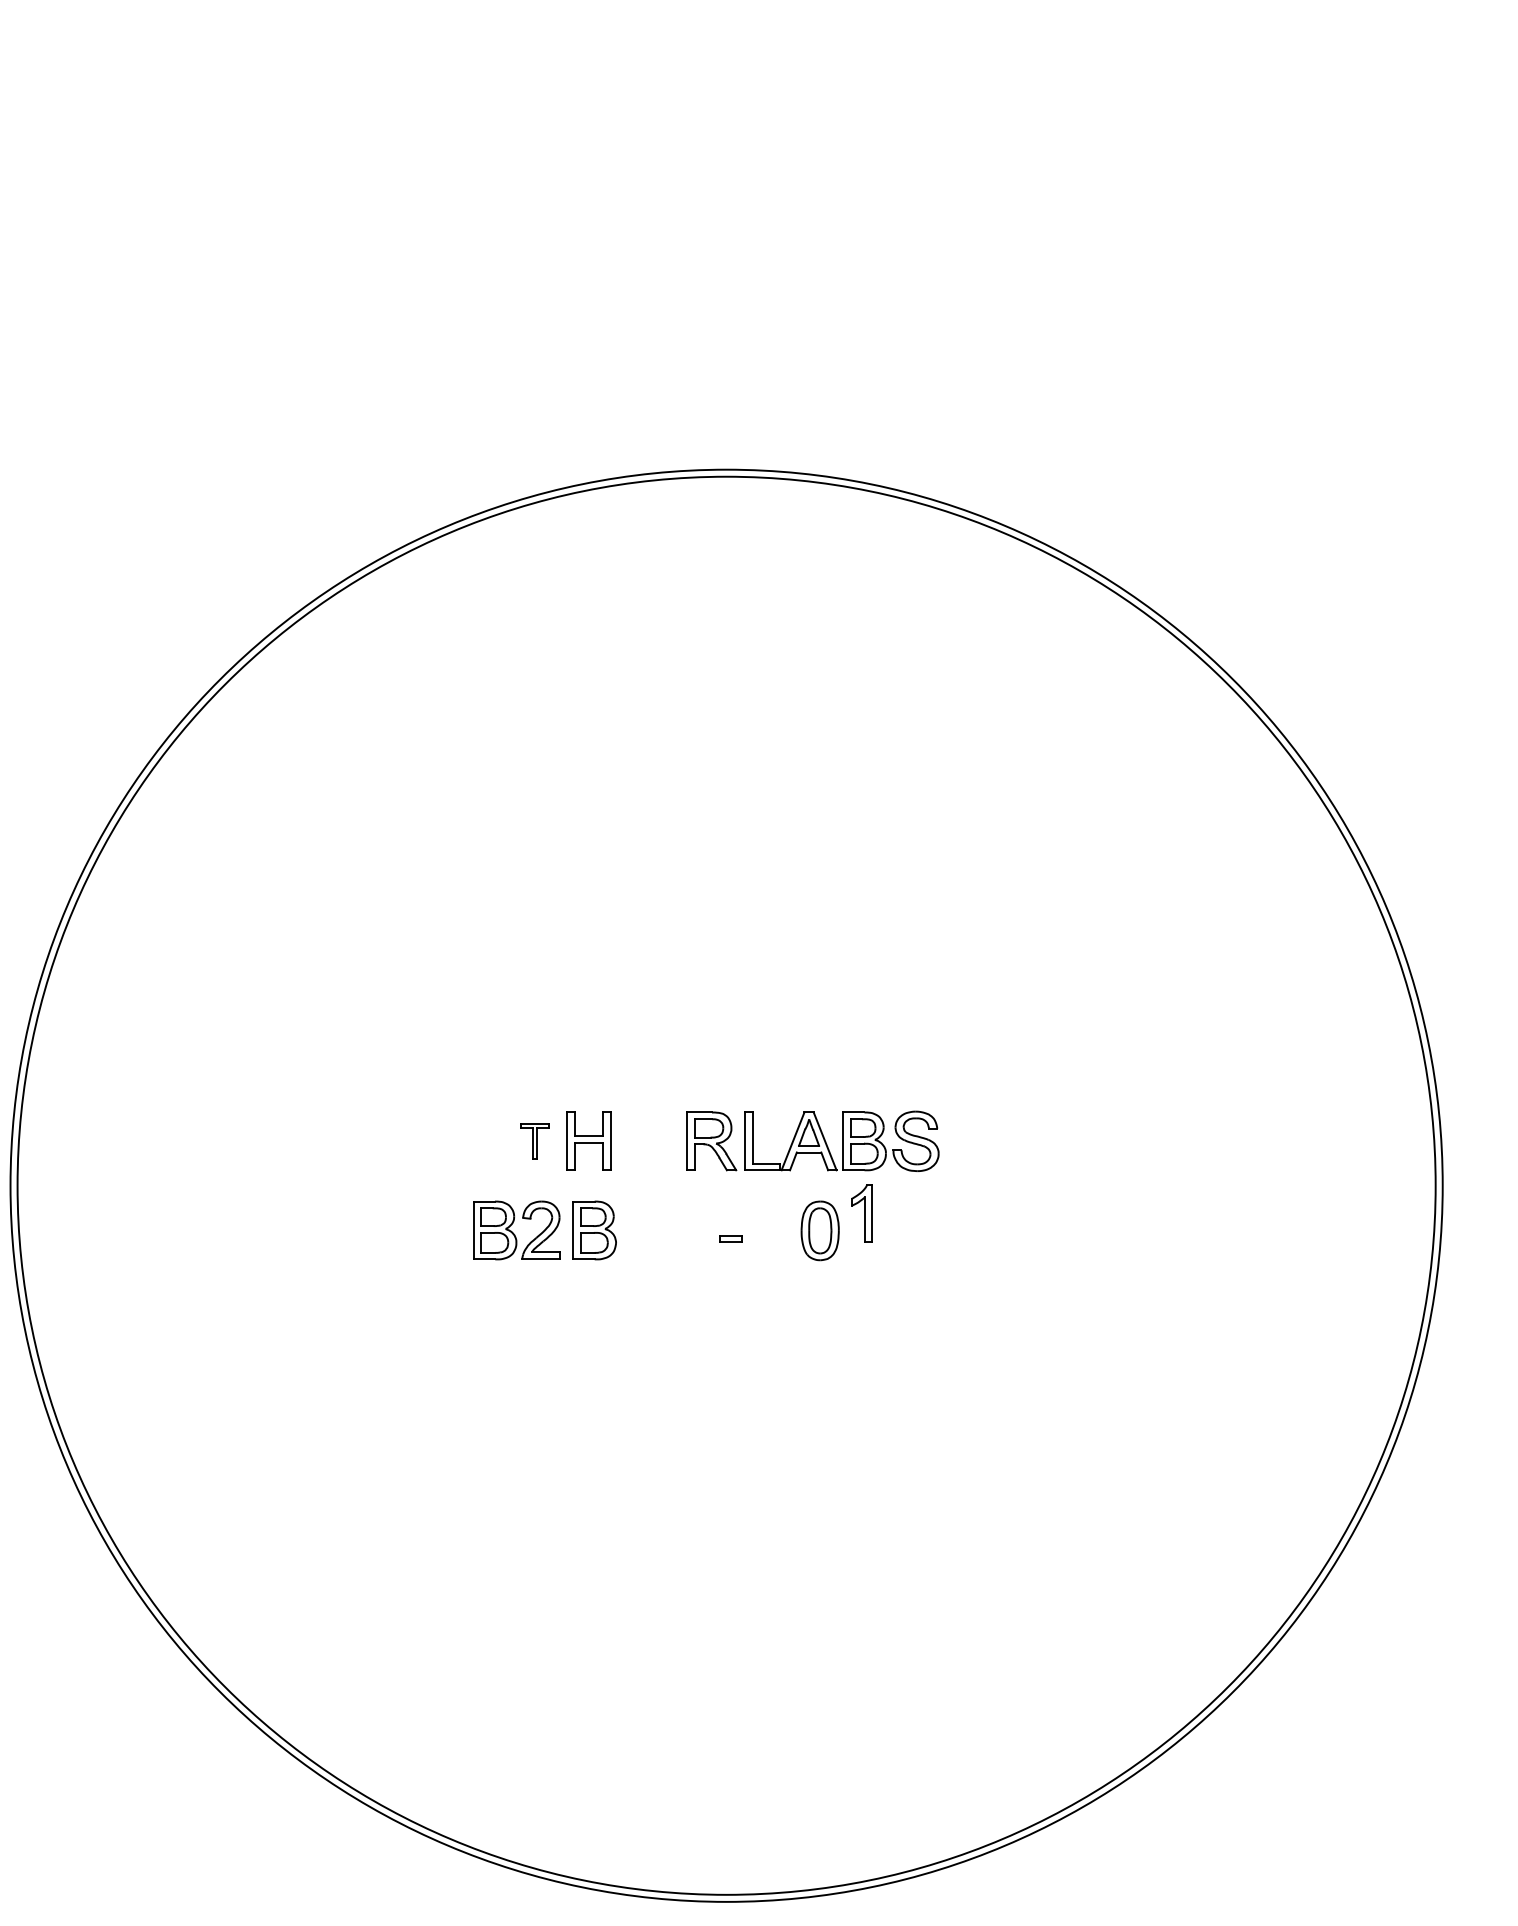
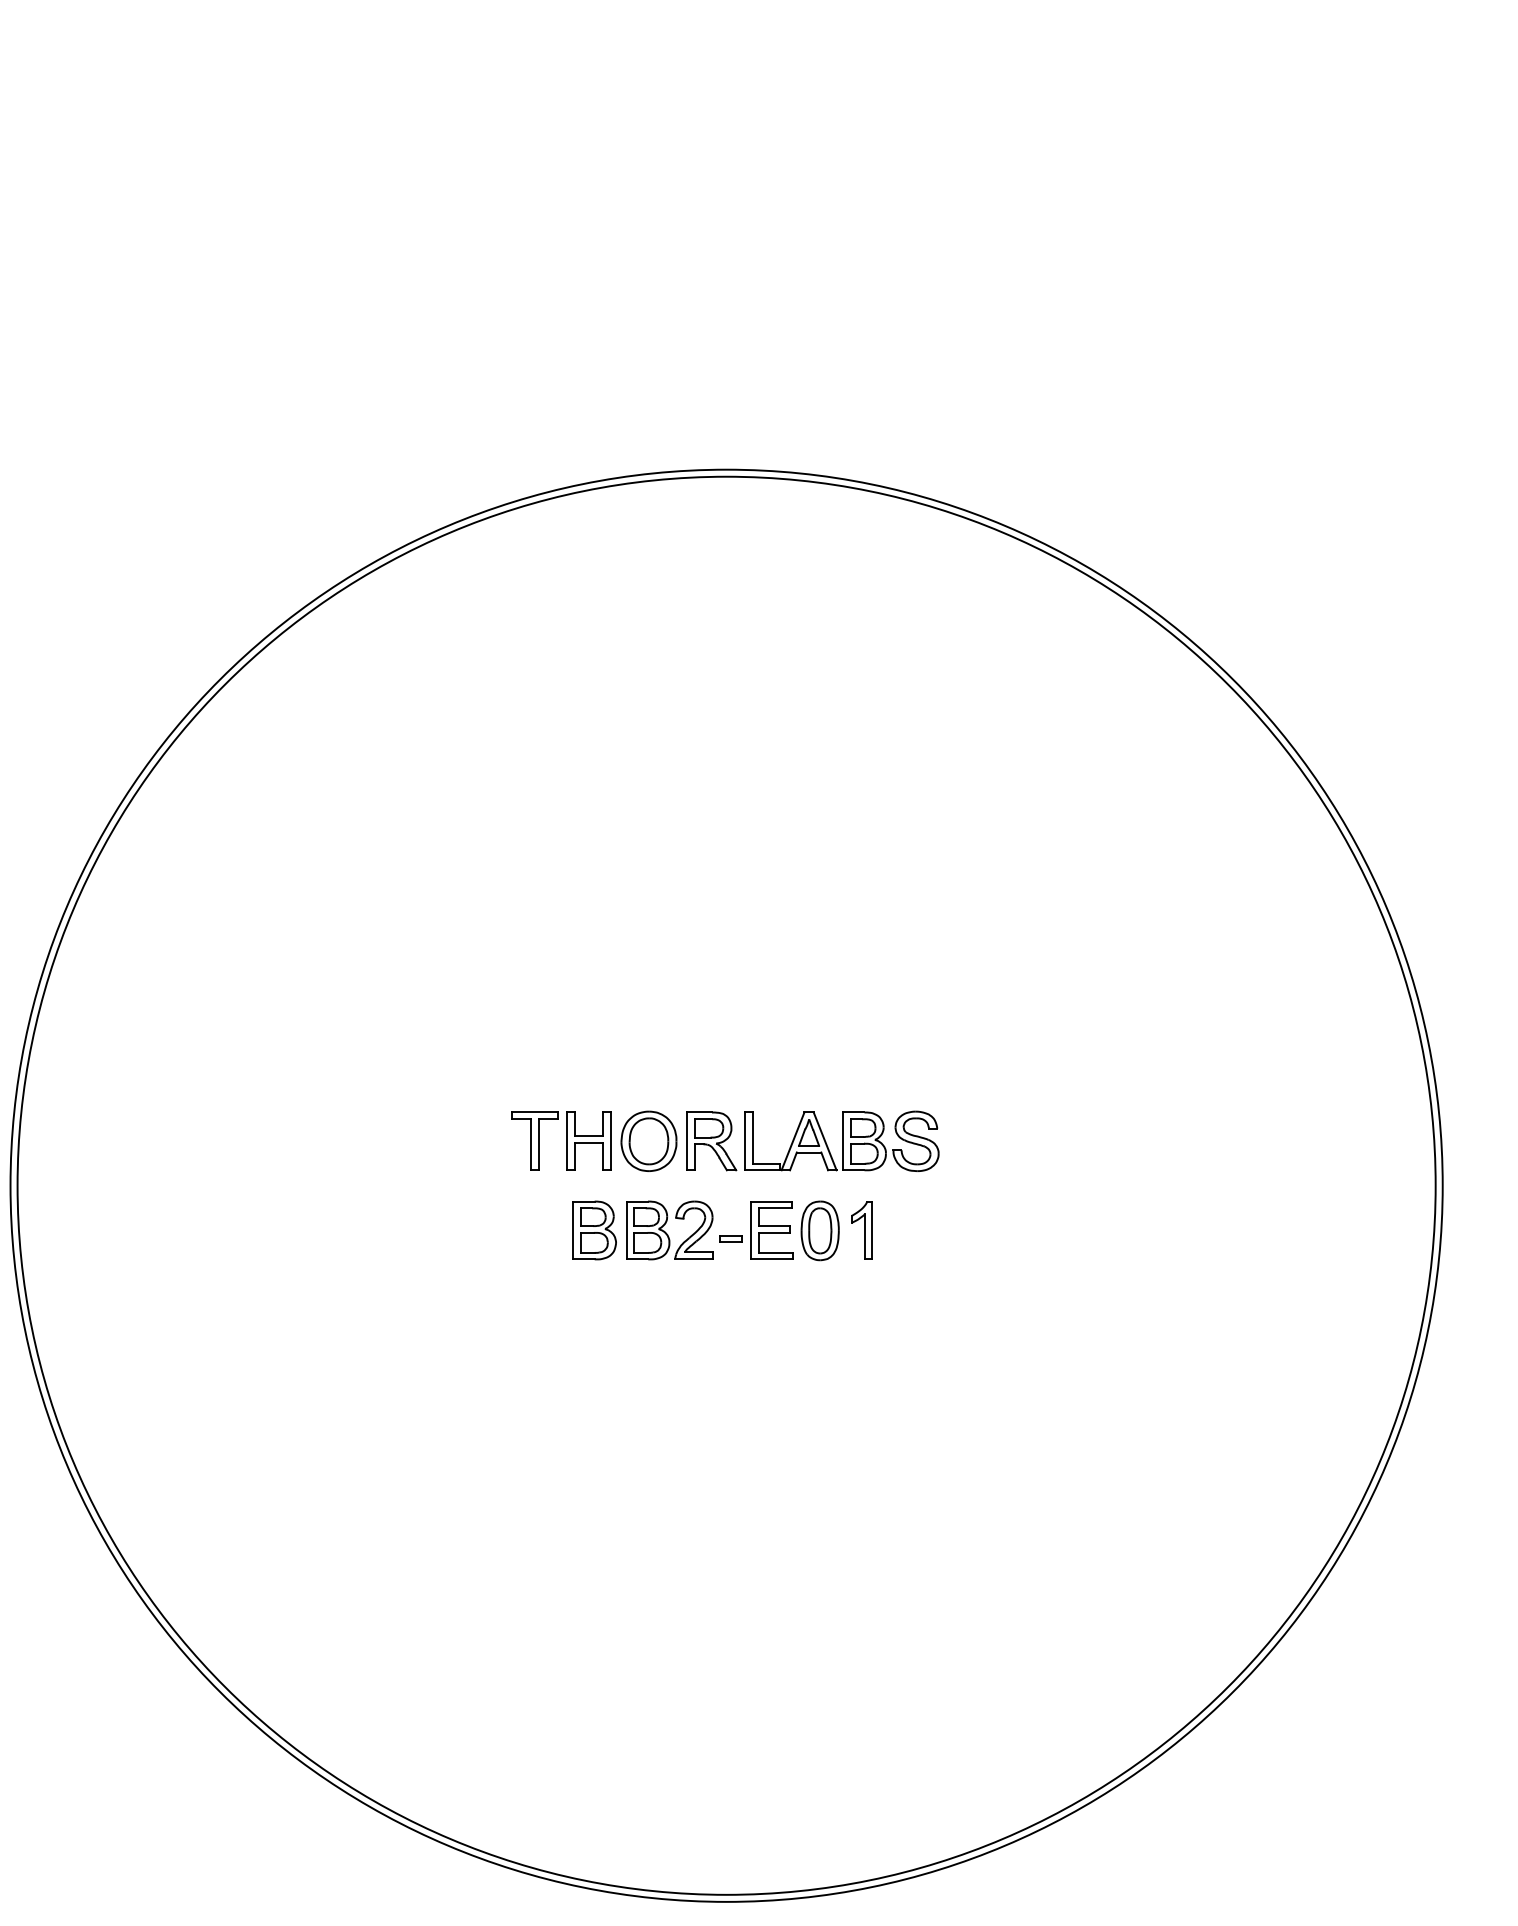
part: none -> present (648, 1140)
part size: 30x37 px -> 48x60 px (534, 1140)
part position: (861, 1213) -> (861, 1230) (861, 1230)
part position: (516, 1230) -> (669, 1230) (669, 1230)
part: none -> present (771, 1230)
